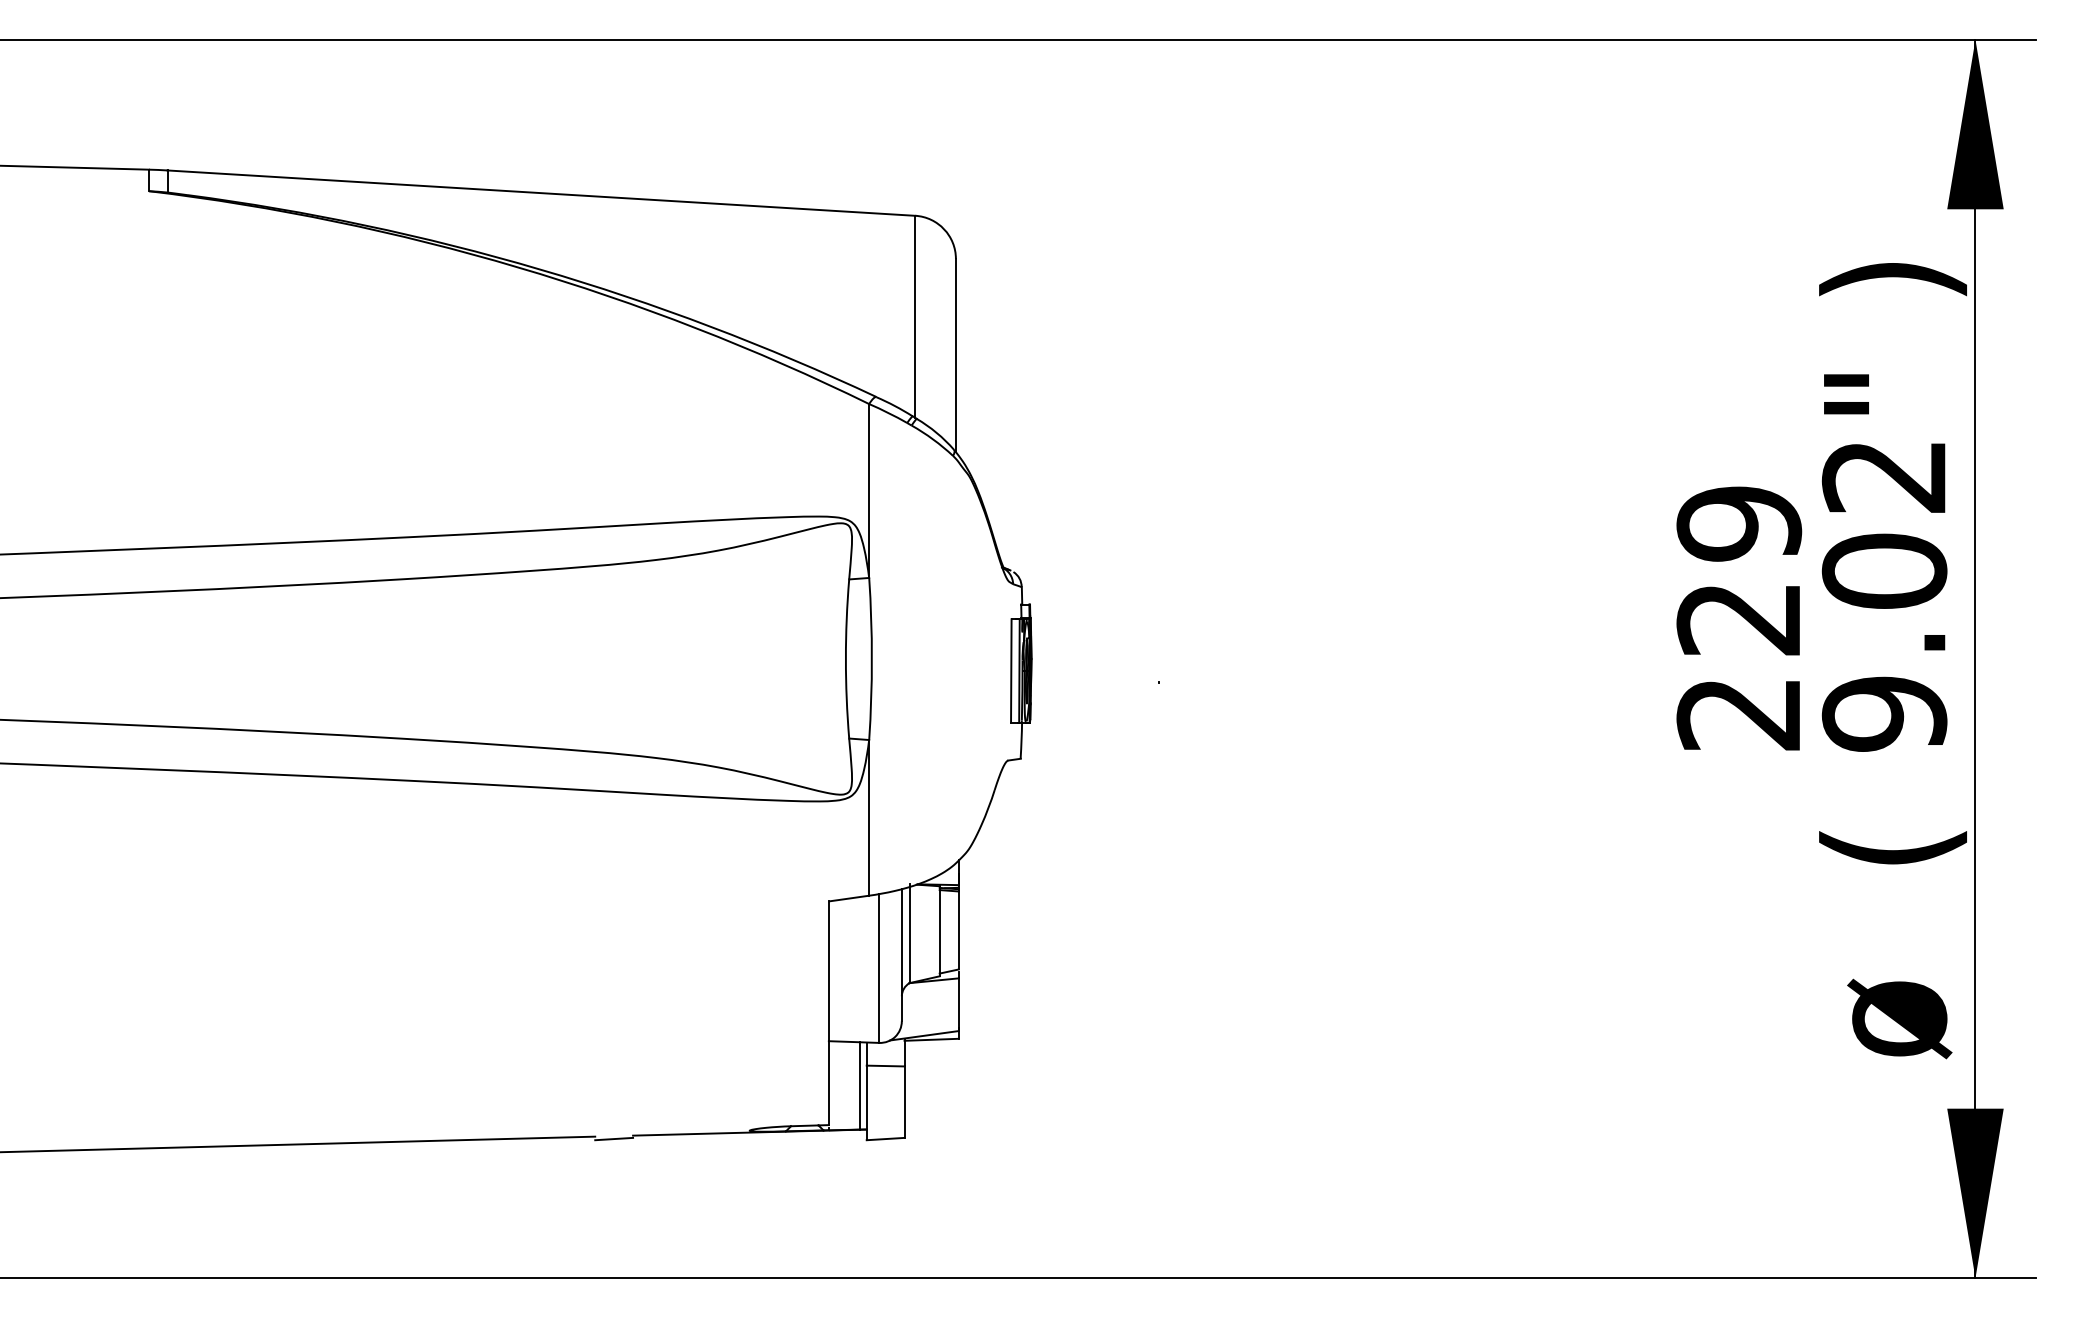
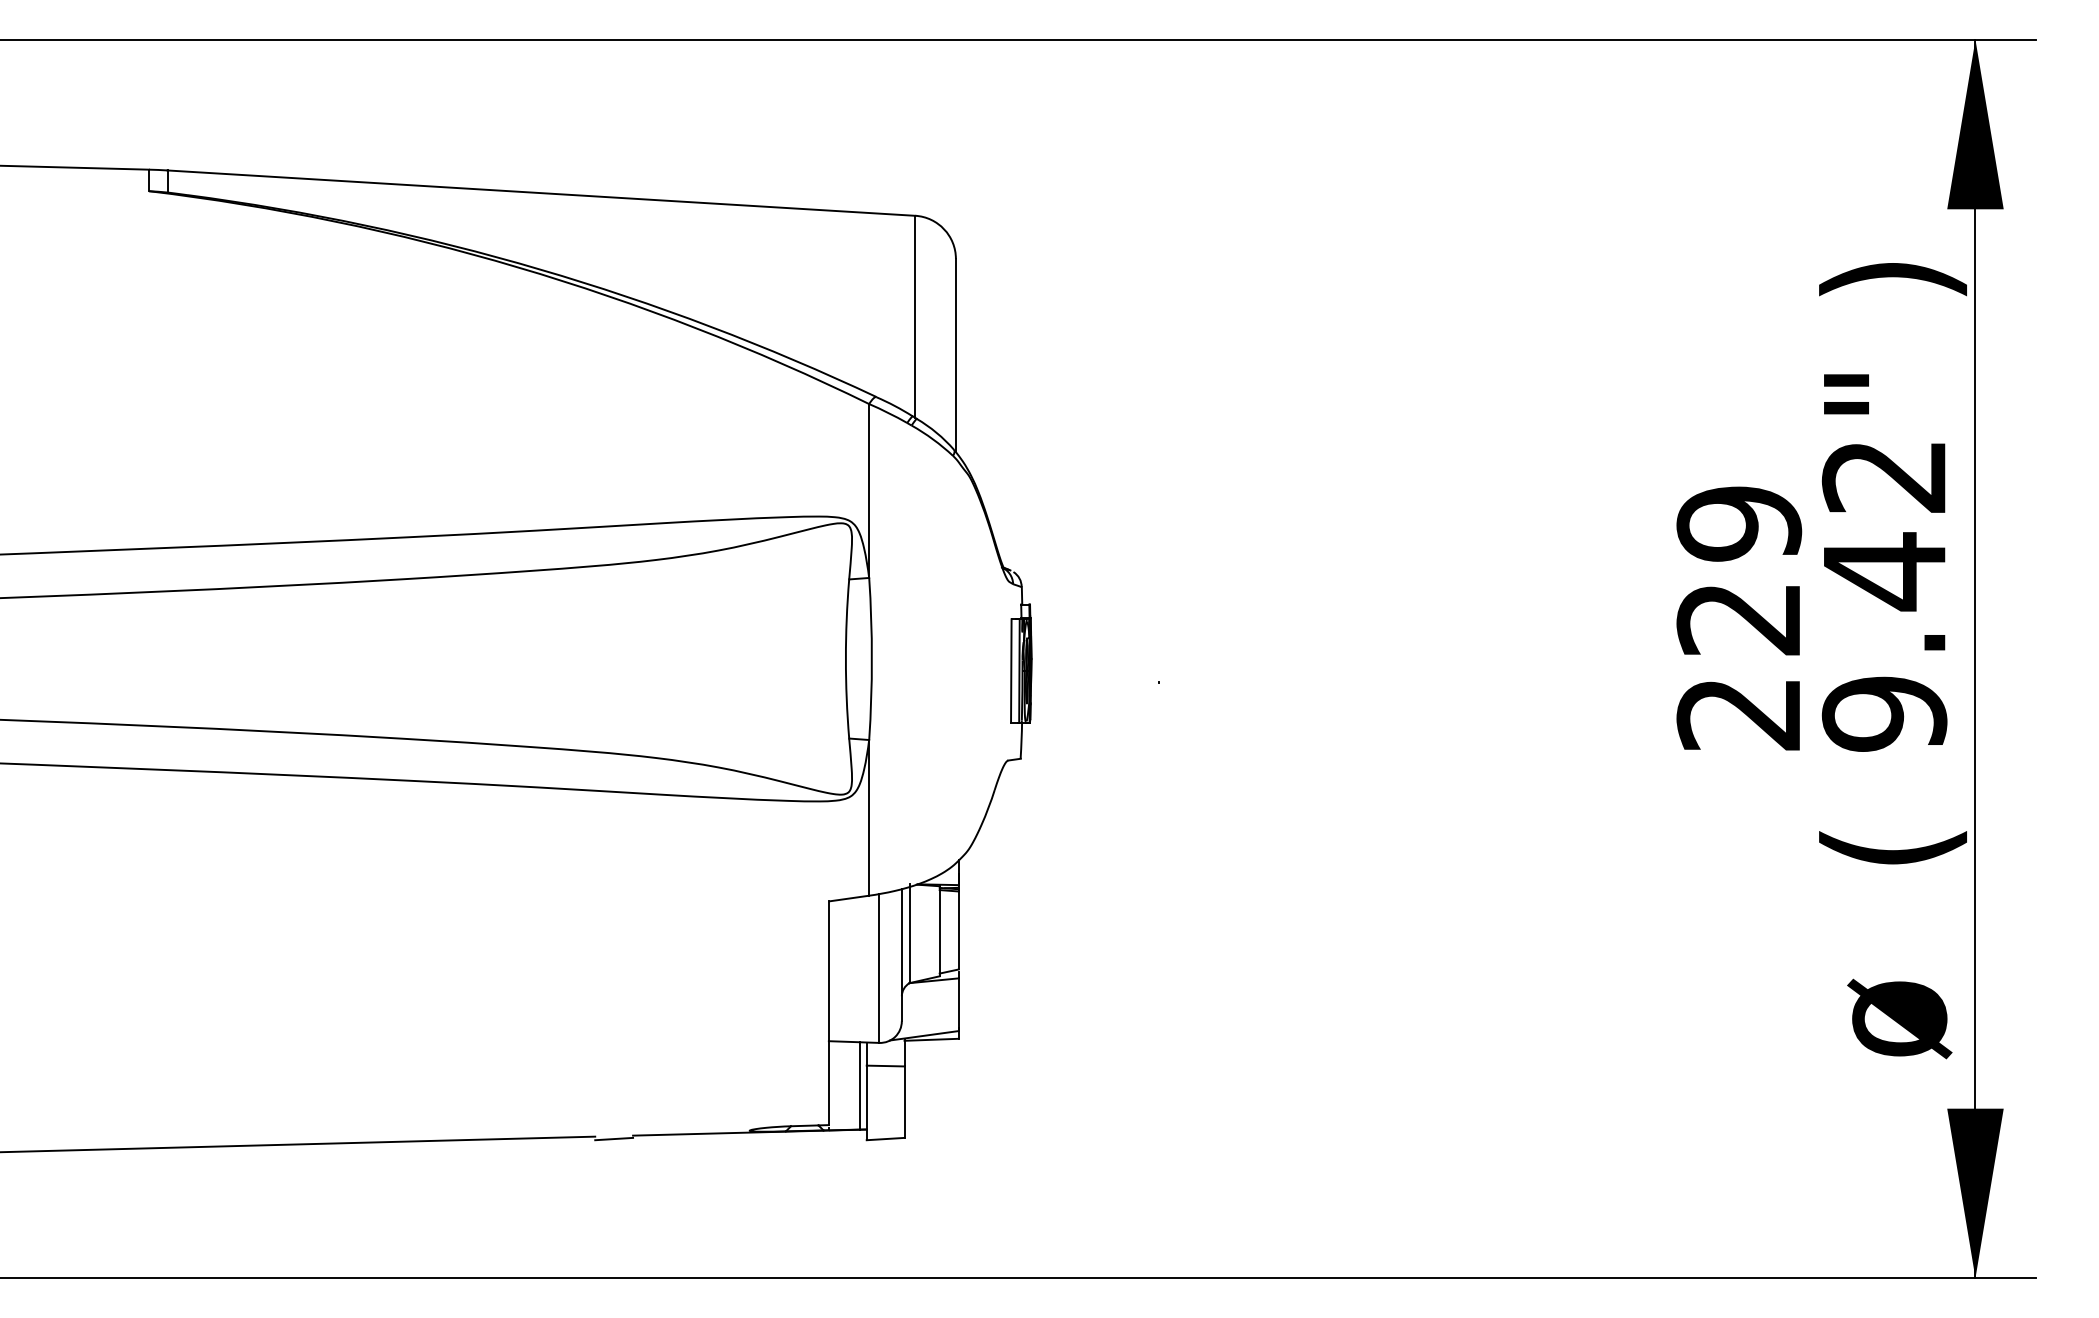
text: 9.02" -> 9.42" (1884, 571)
